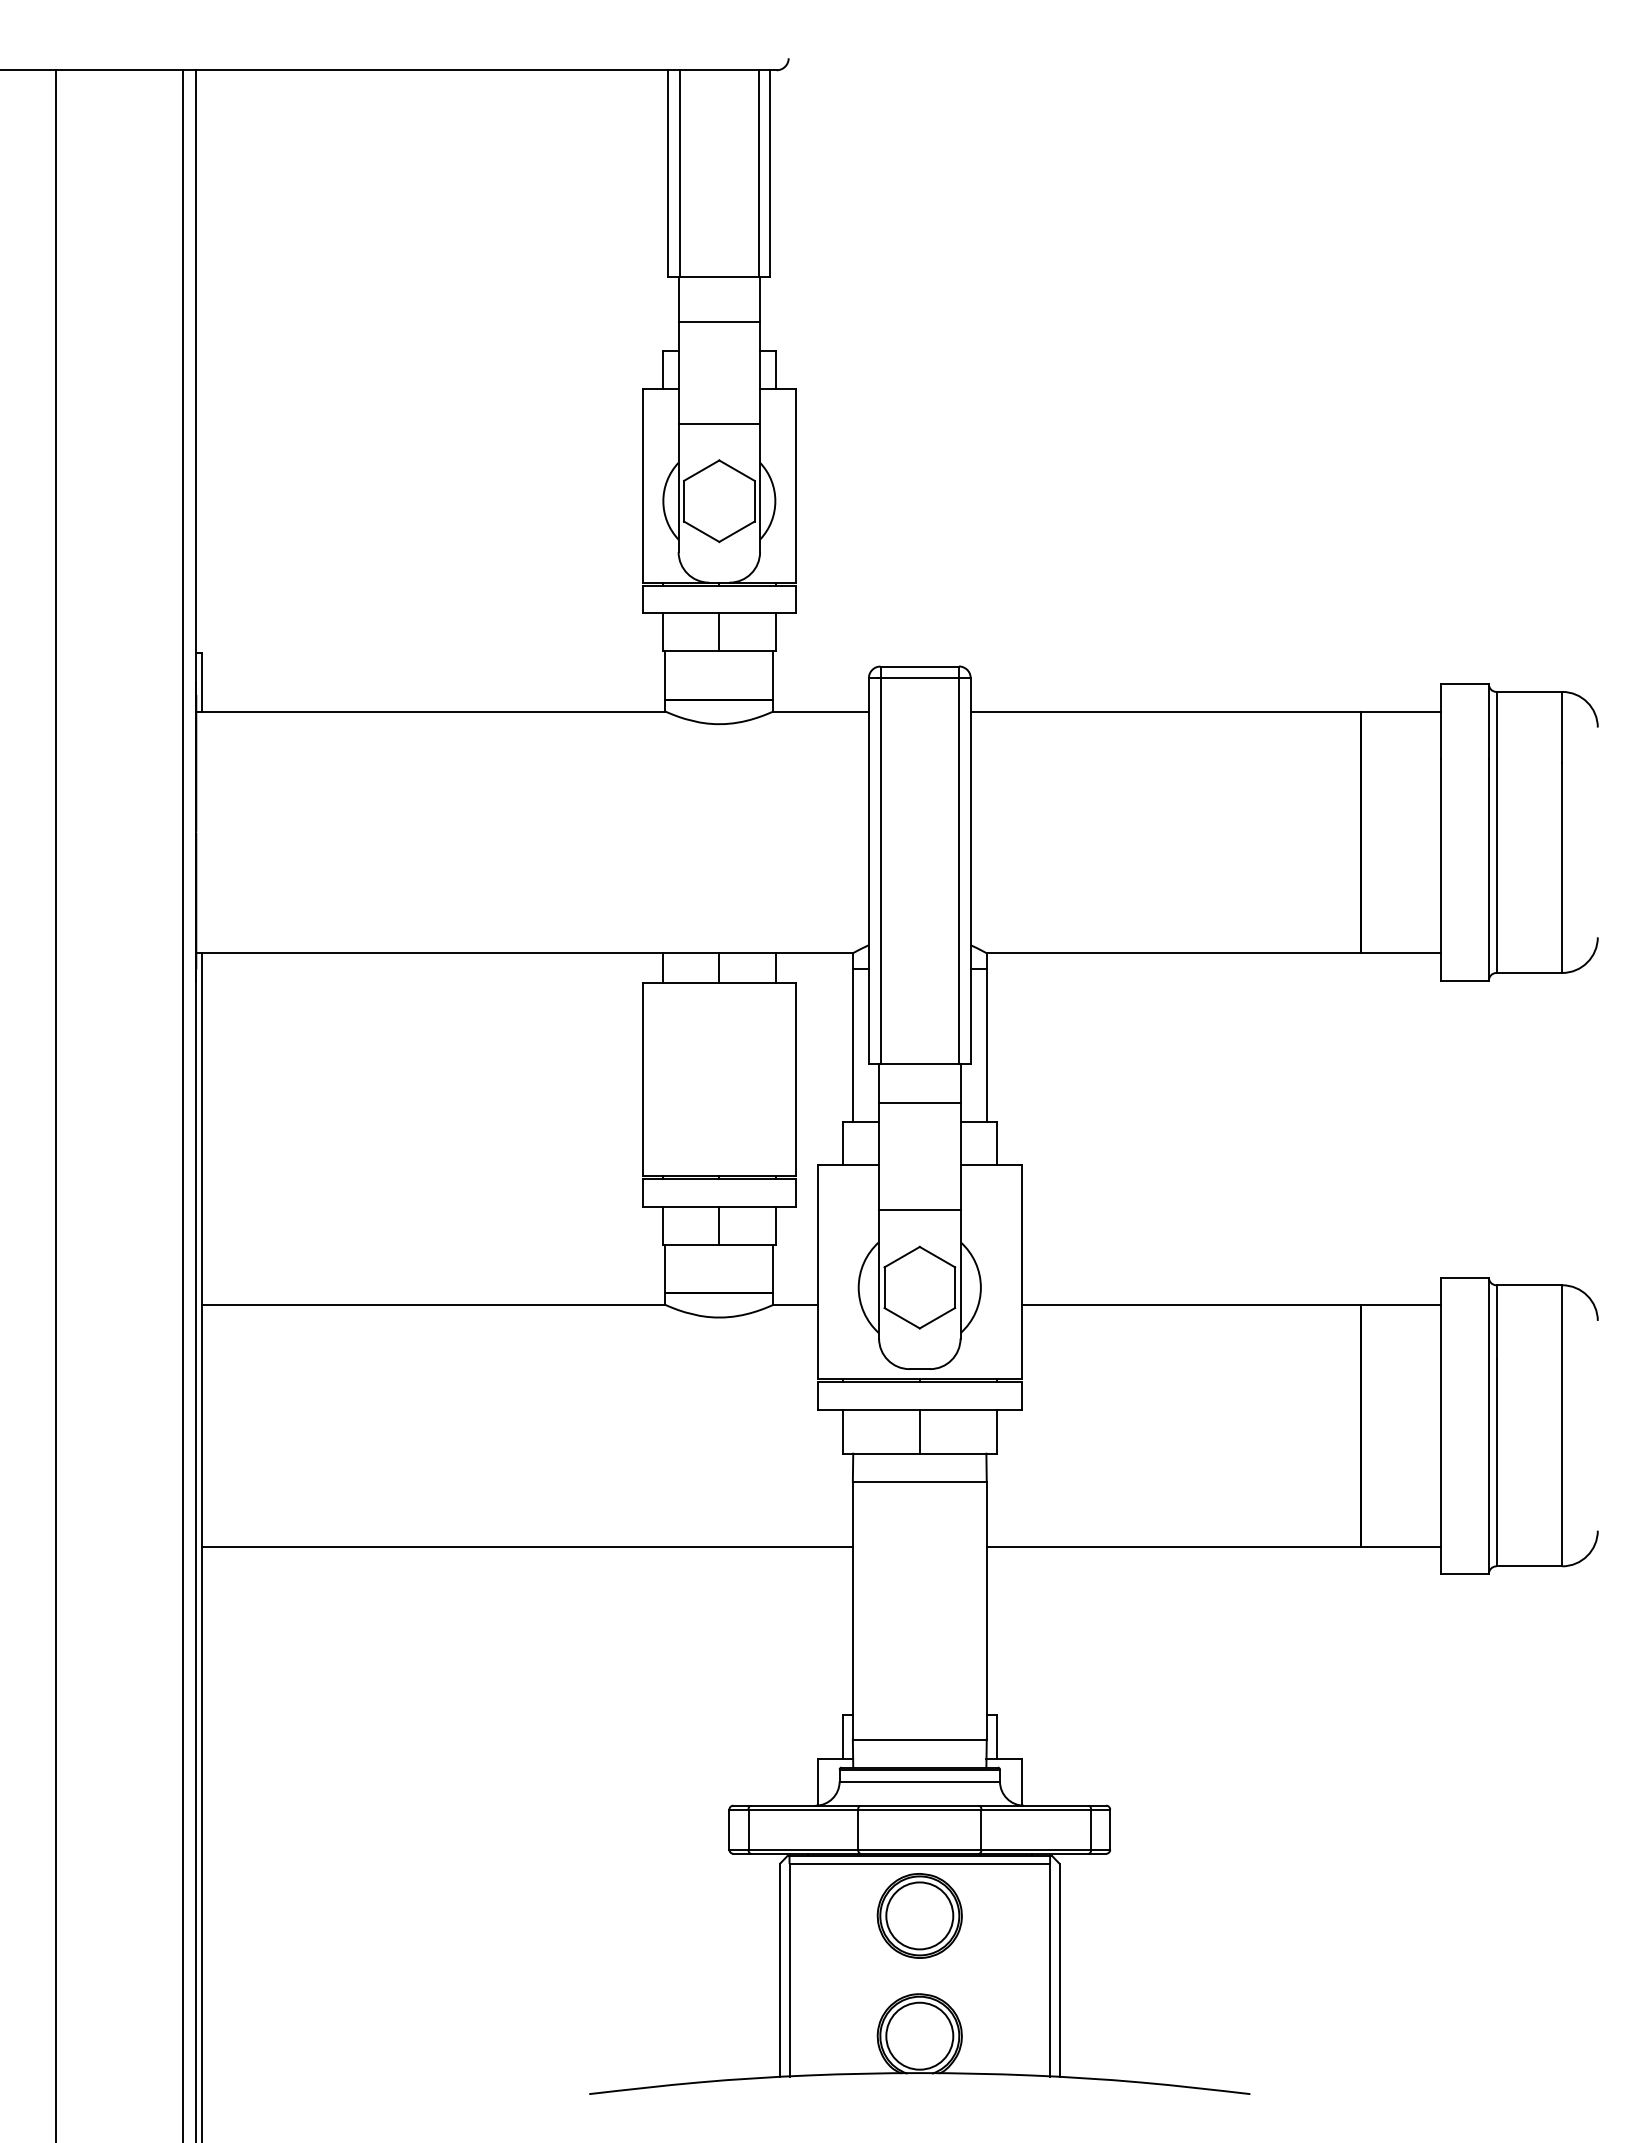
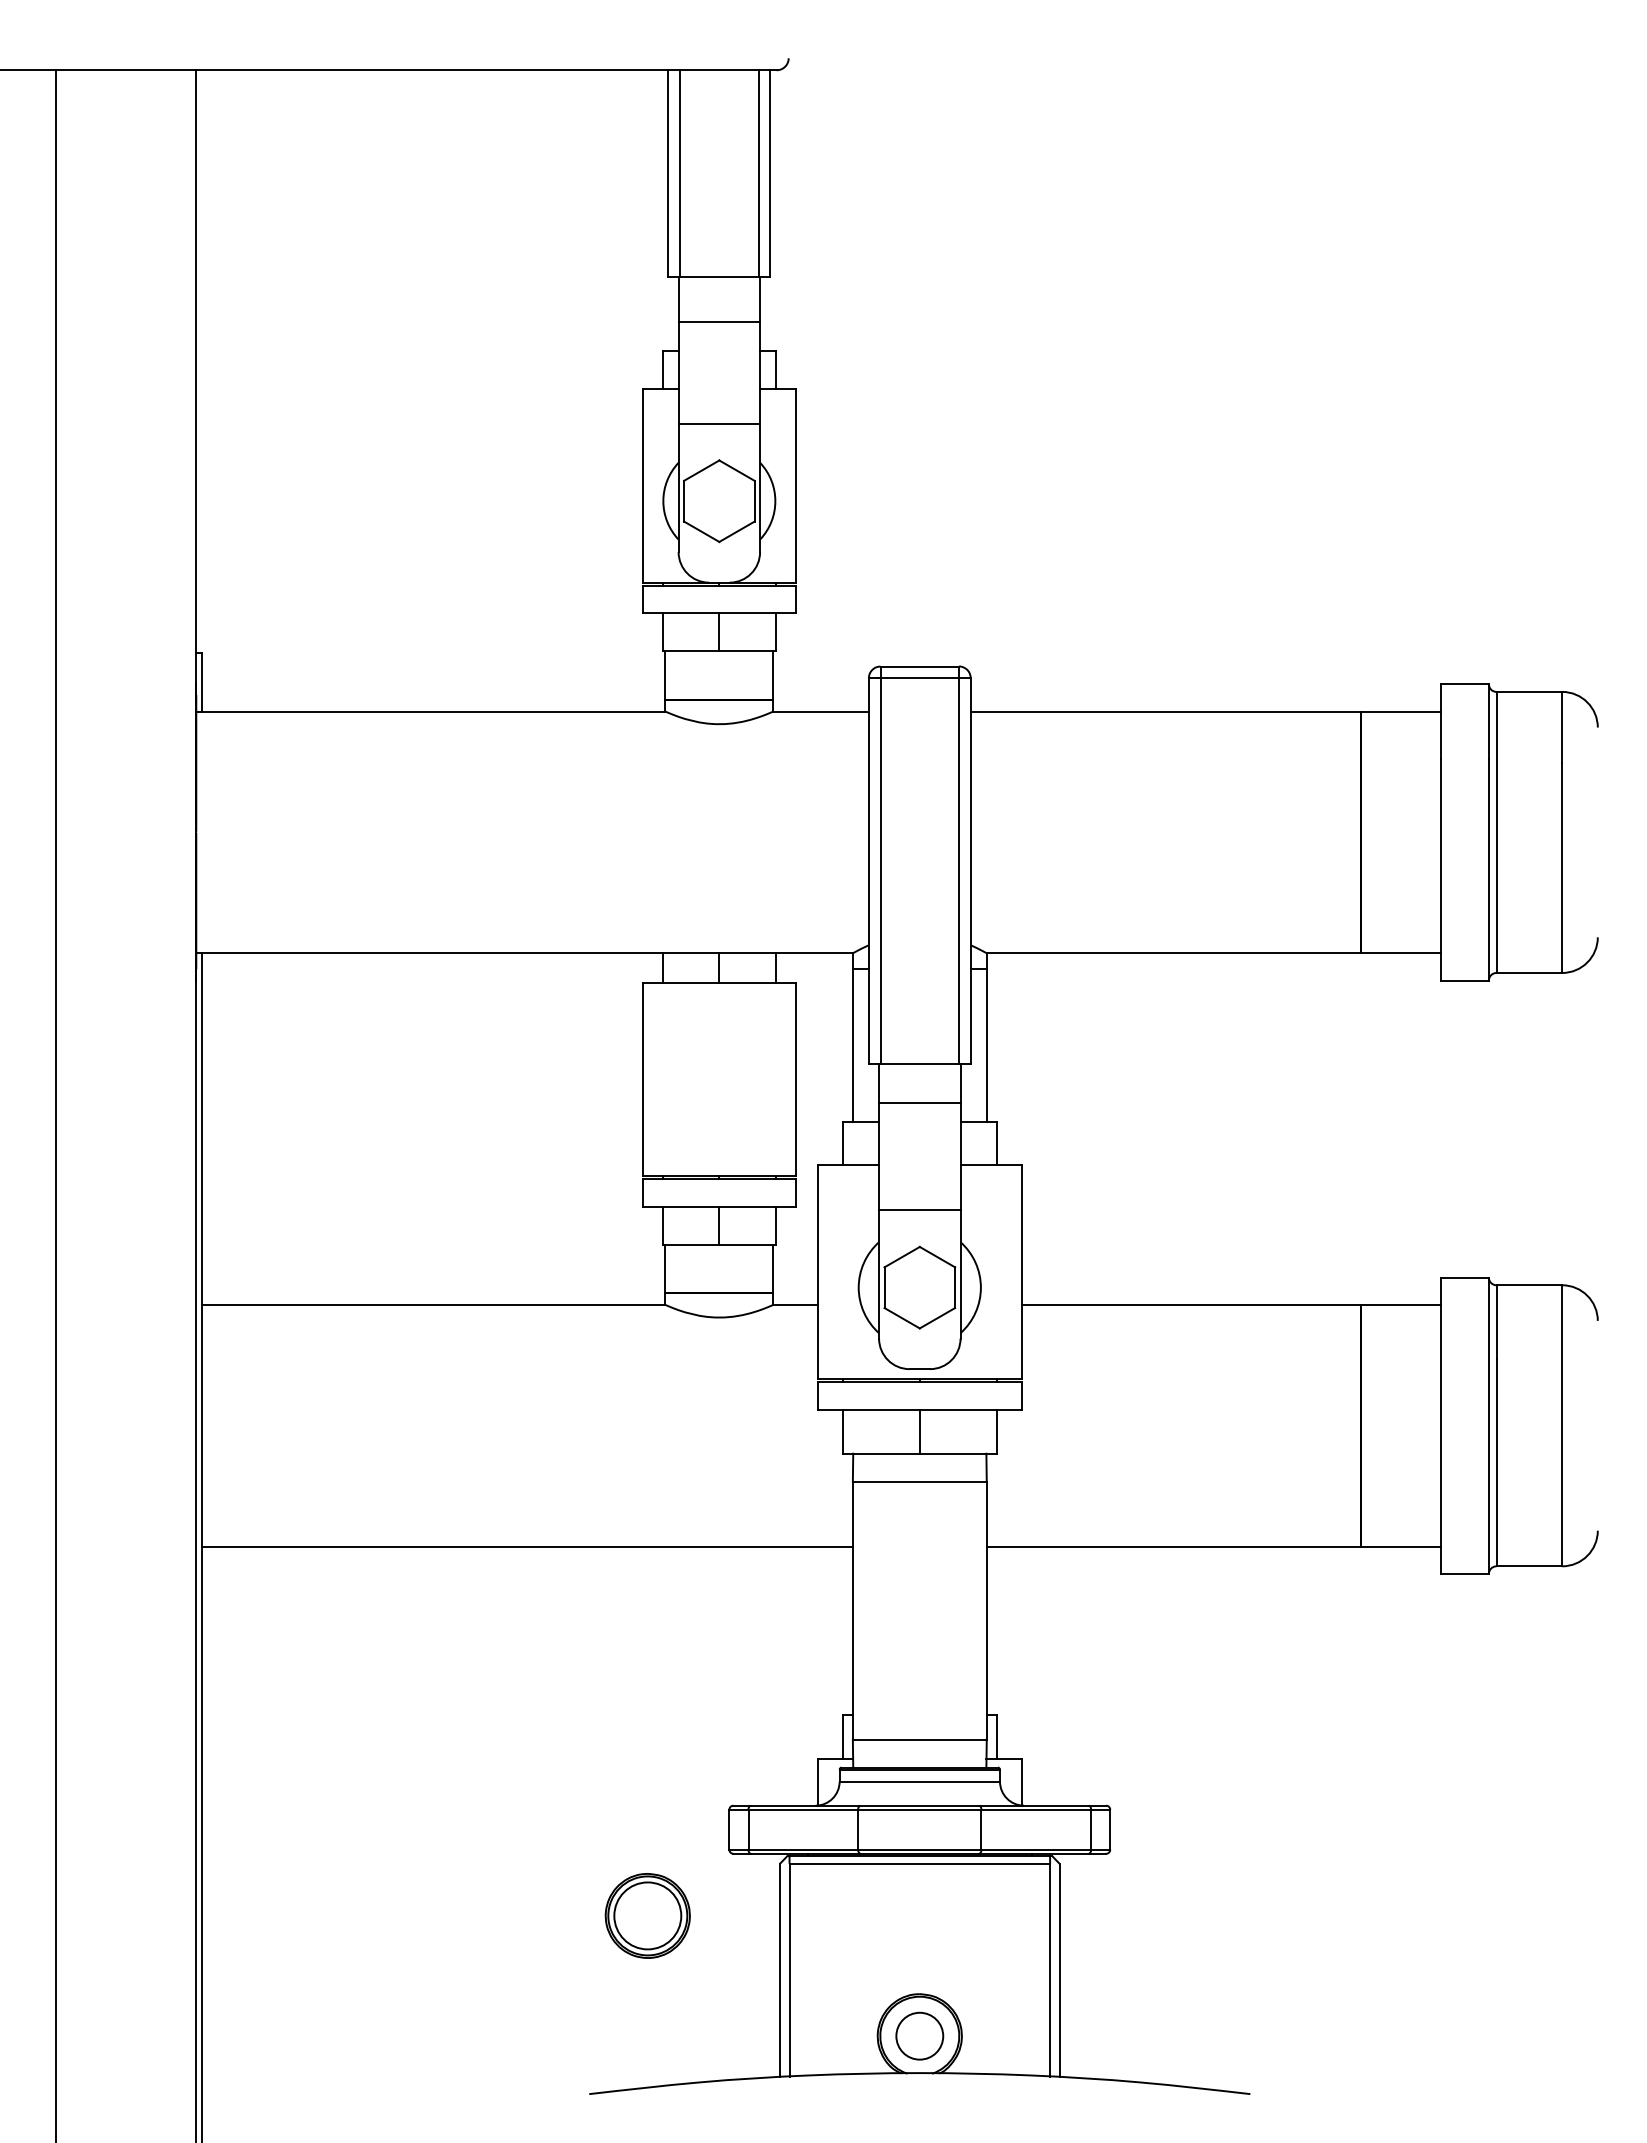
line: present -> none (182, 1104)
part position: (919, 1915) -> (647, 1915) (647, 1915)
circle diameter: 67 px -> 47 px (919, 2035)
